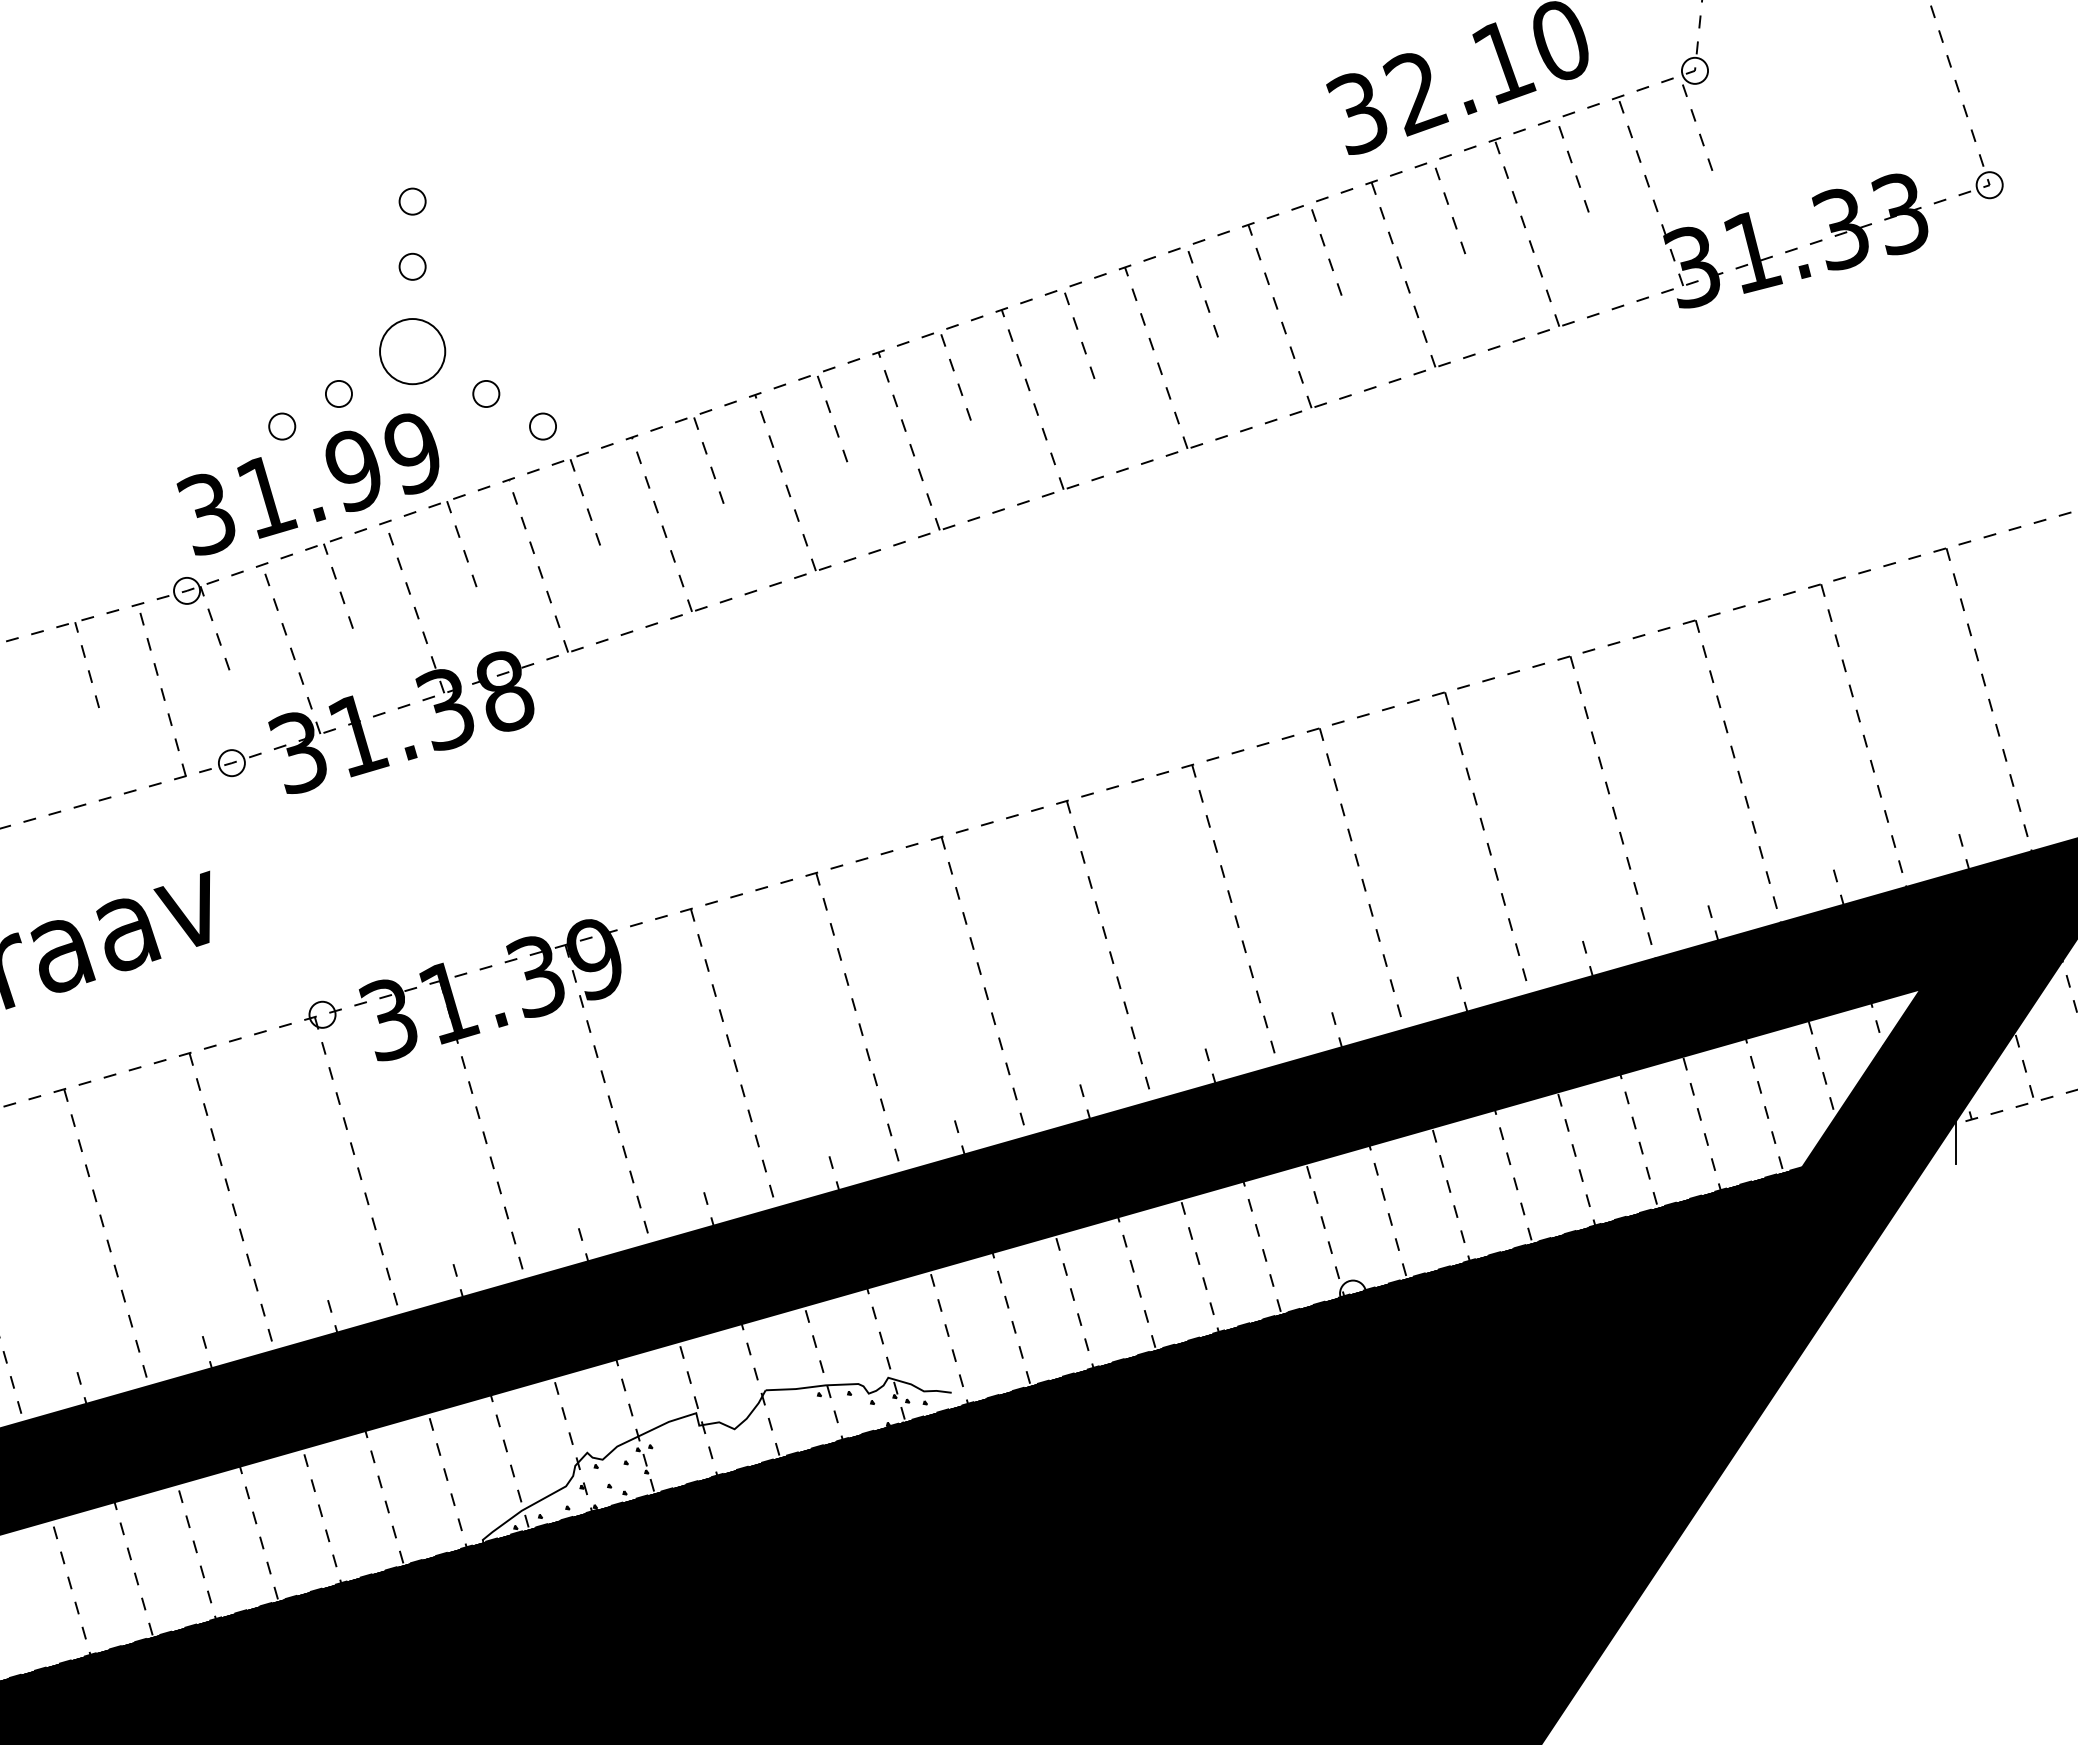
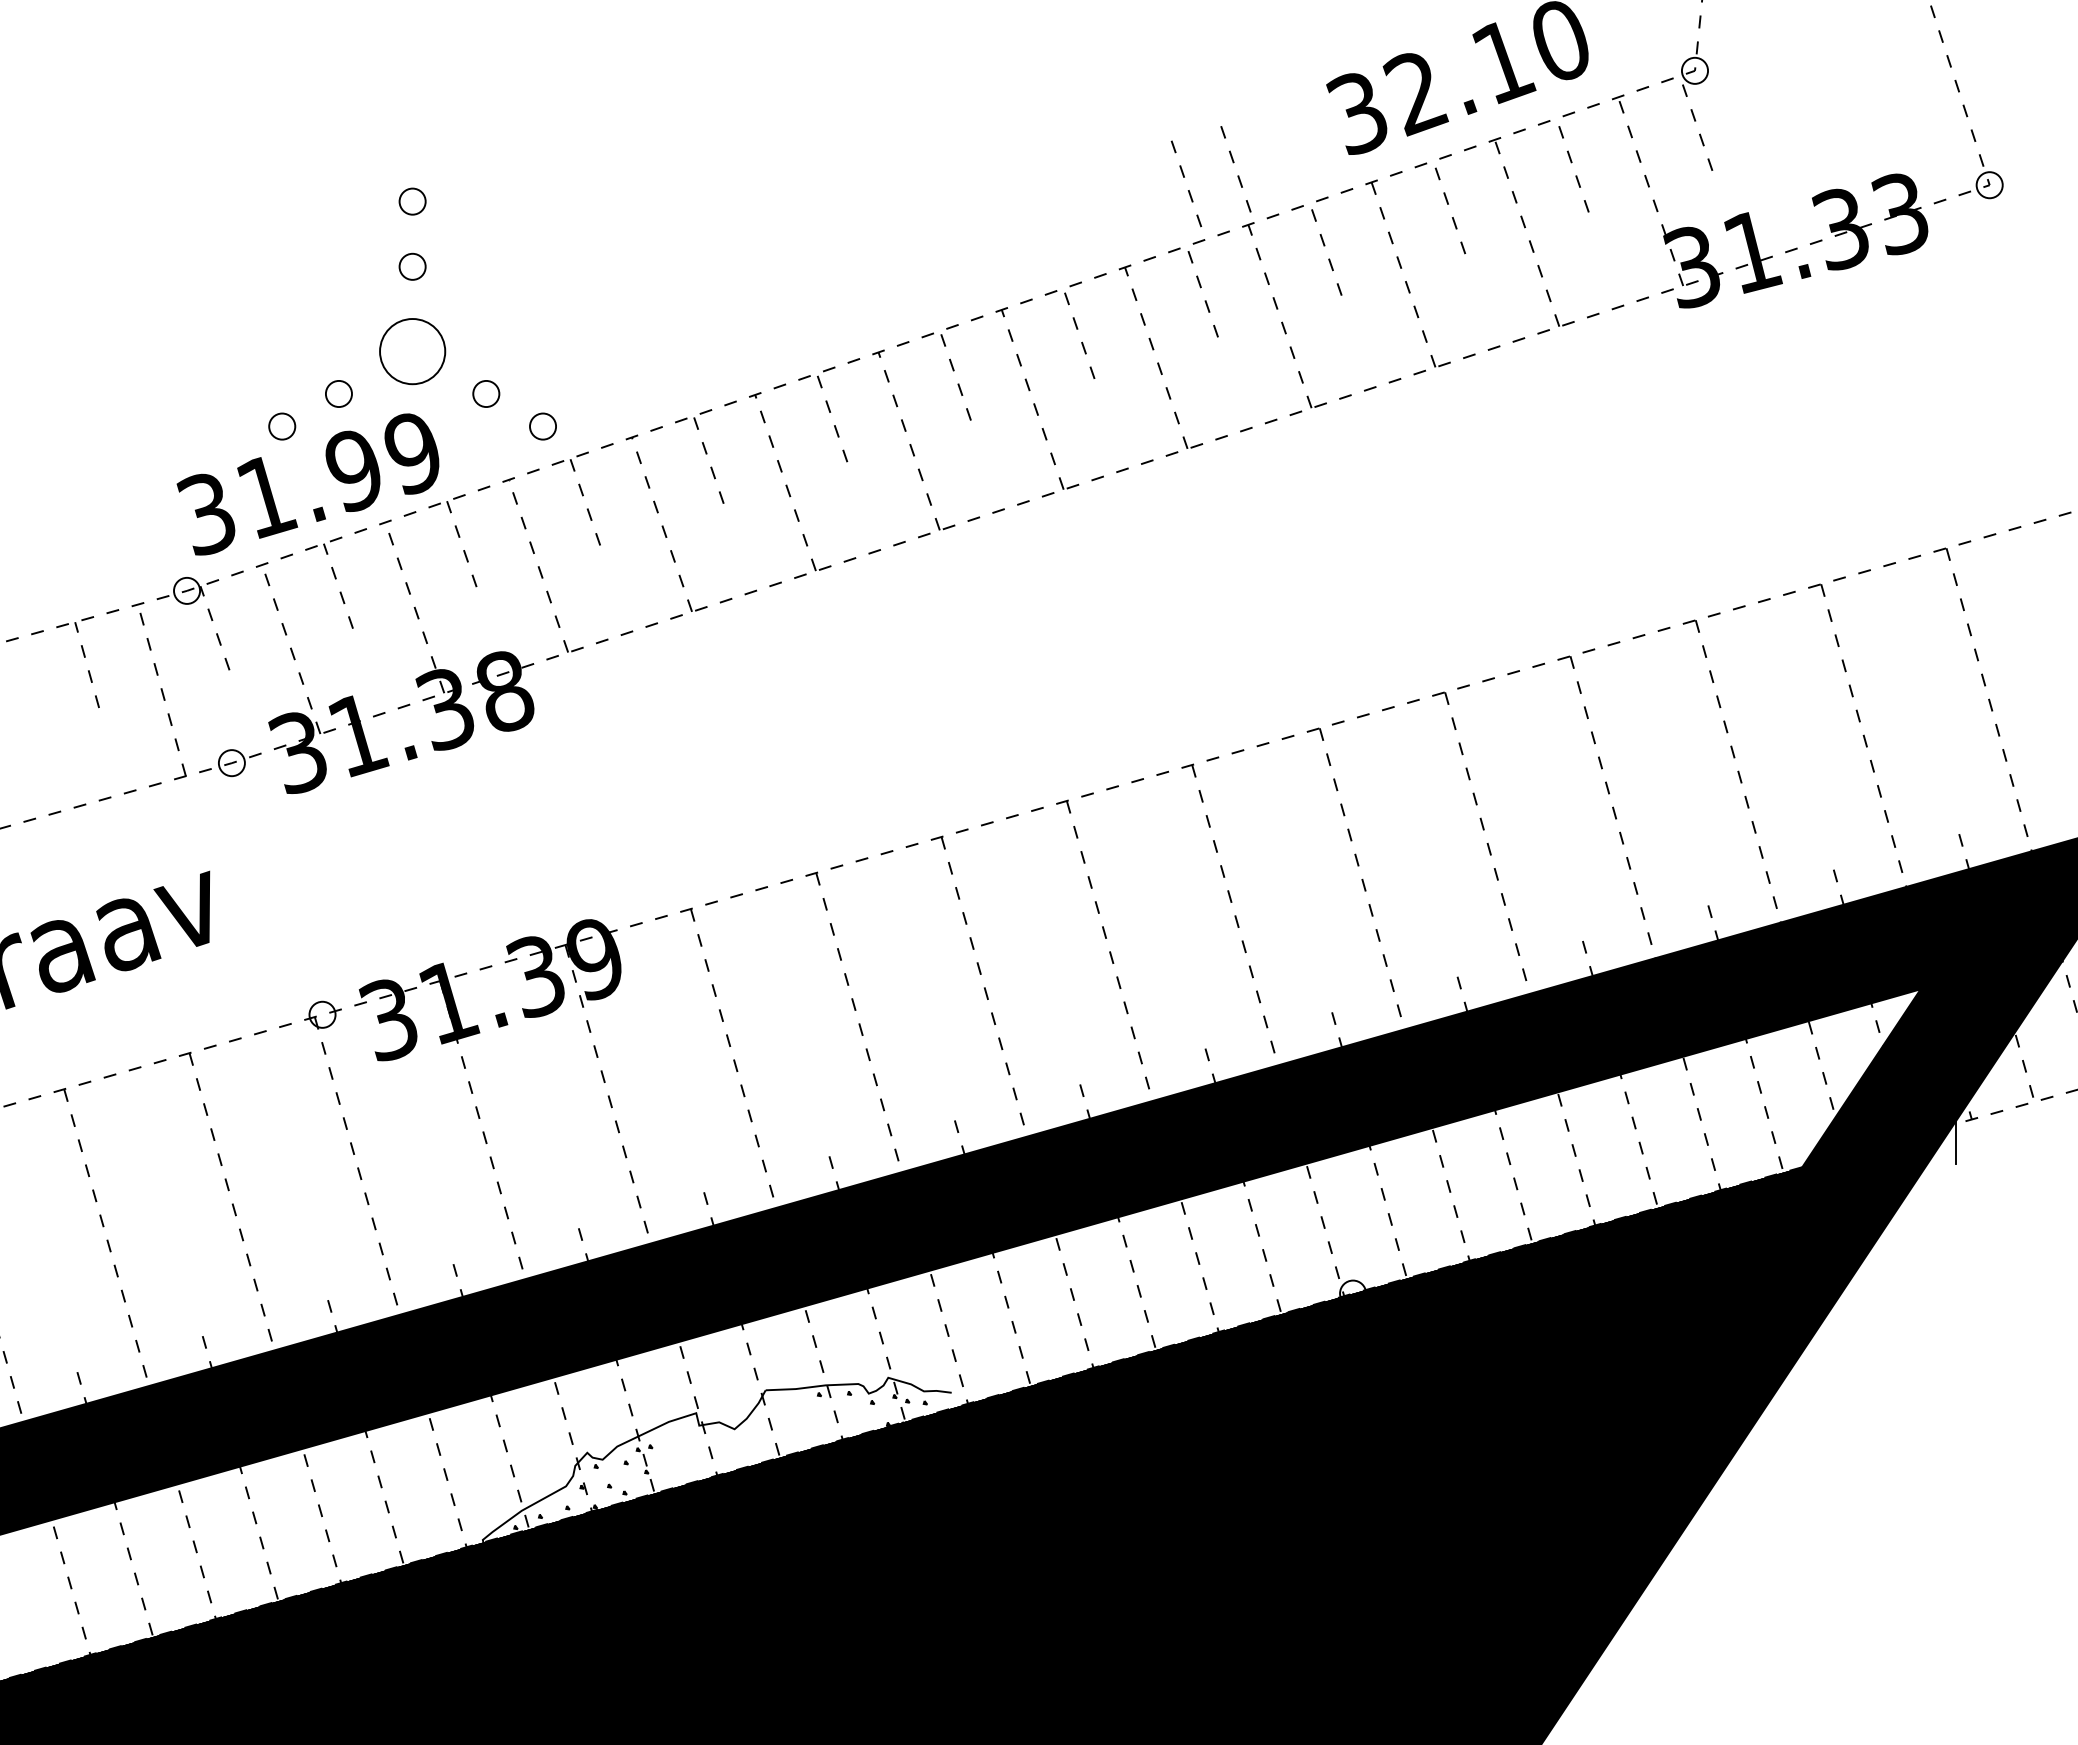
line: none -> present (1233, 163)
line: none -> present (1184, 177)
